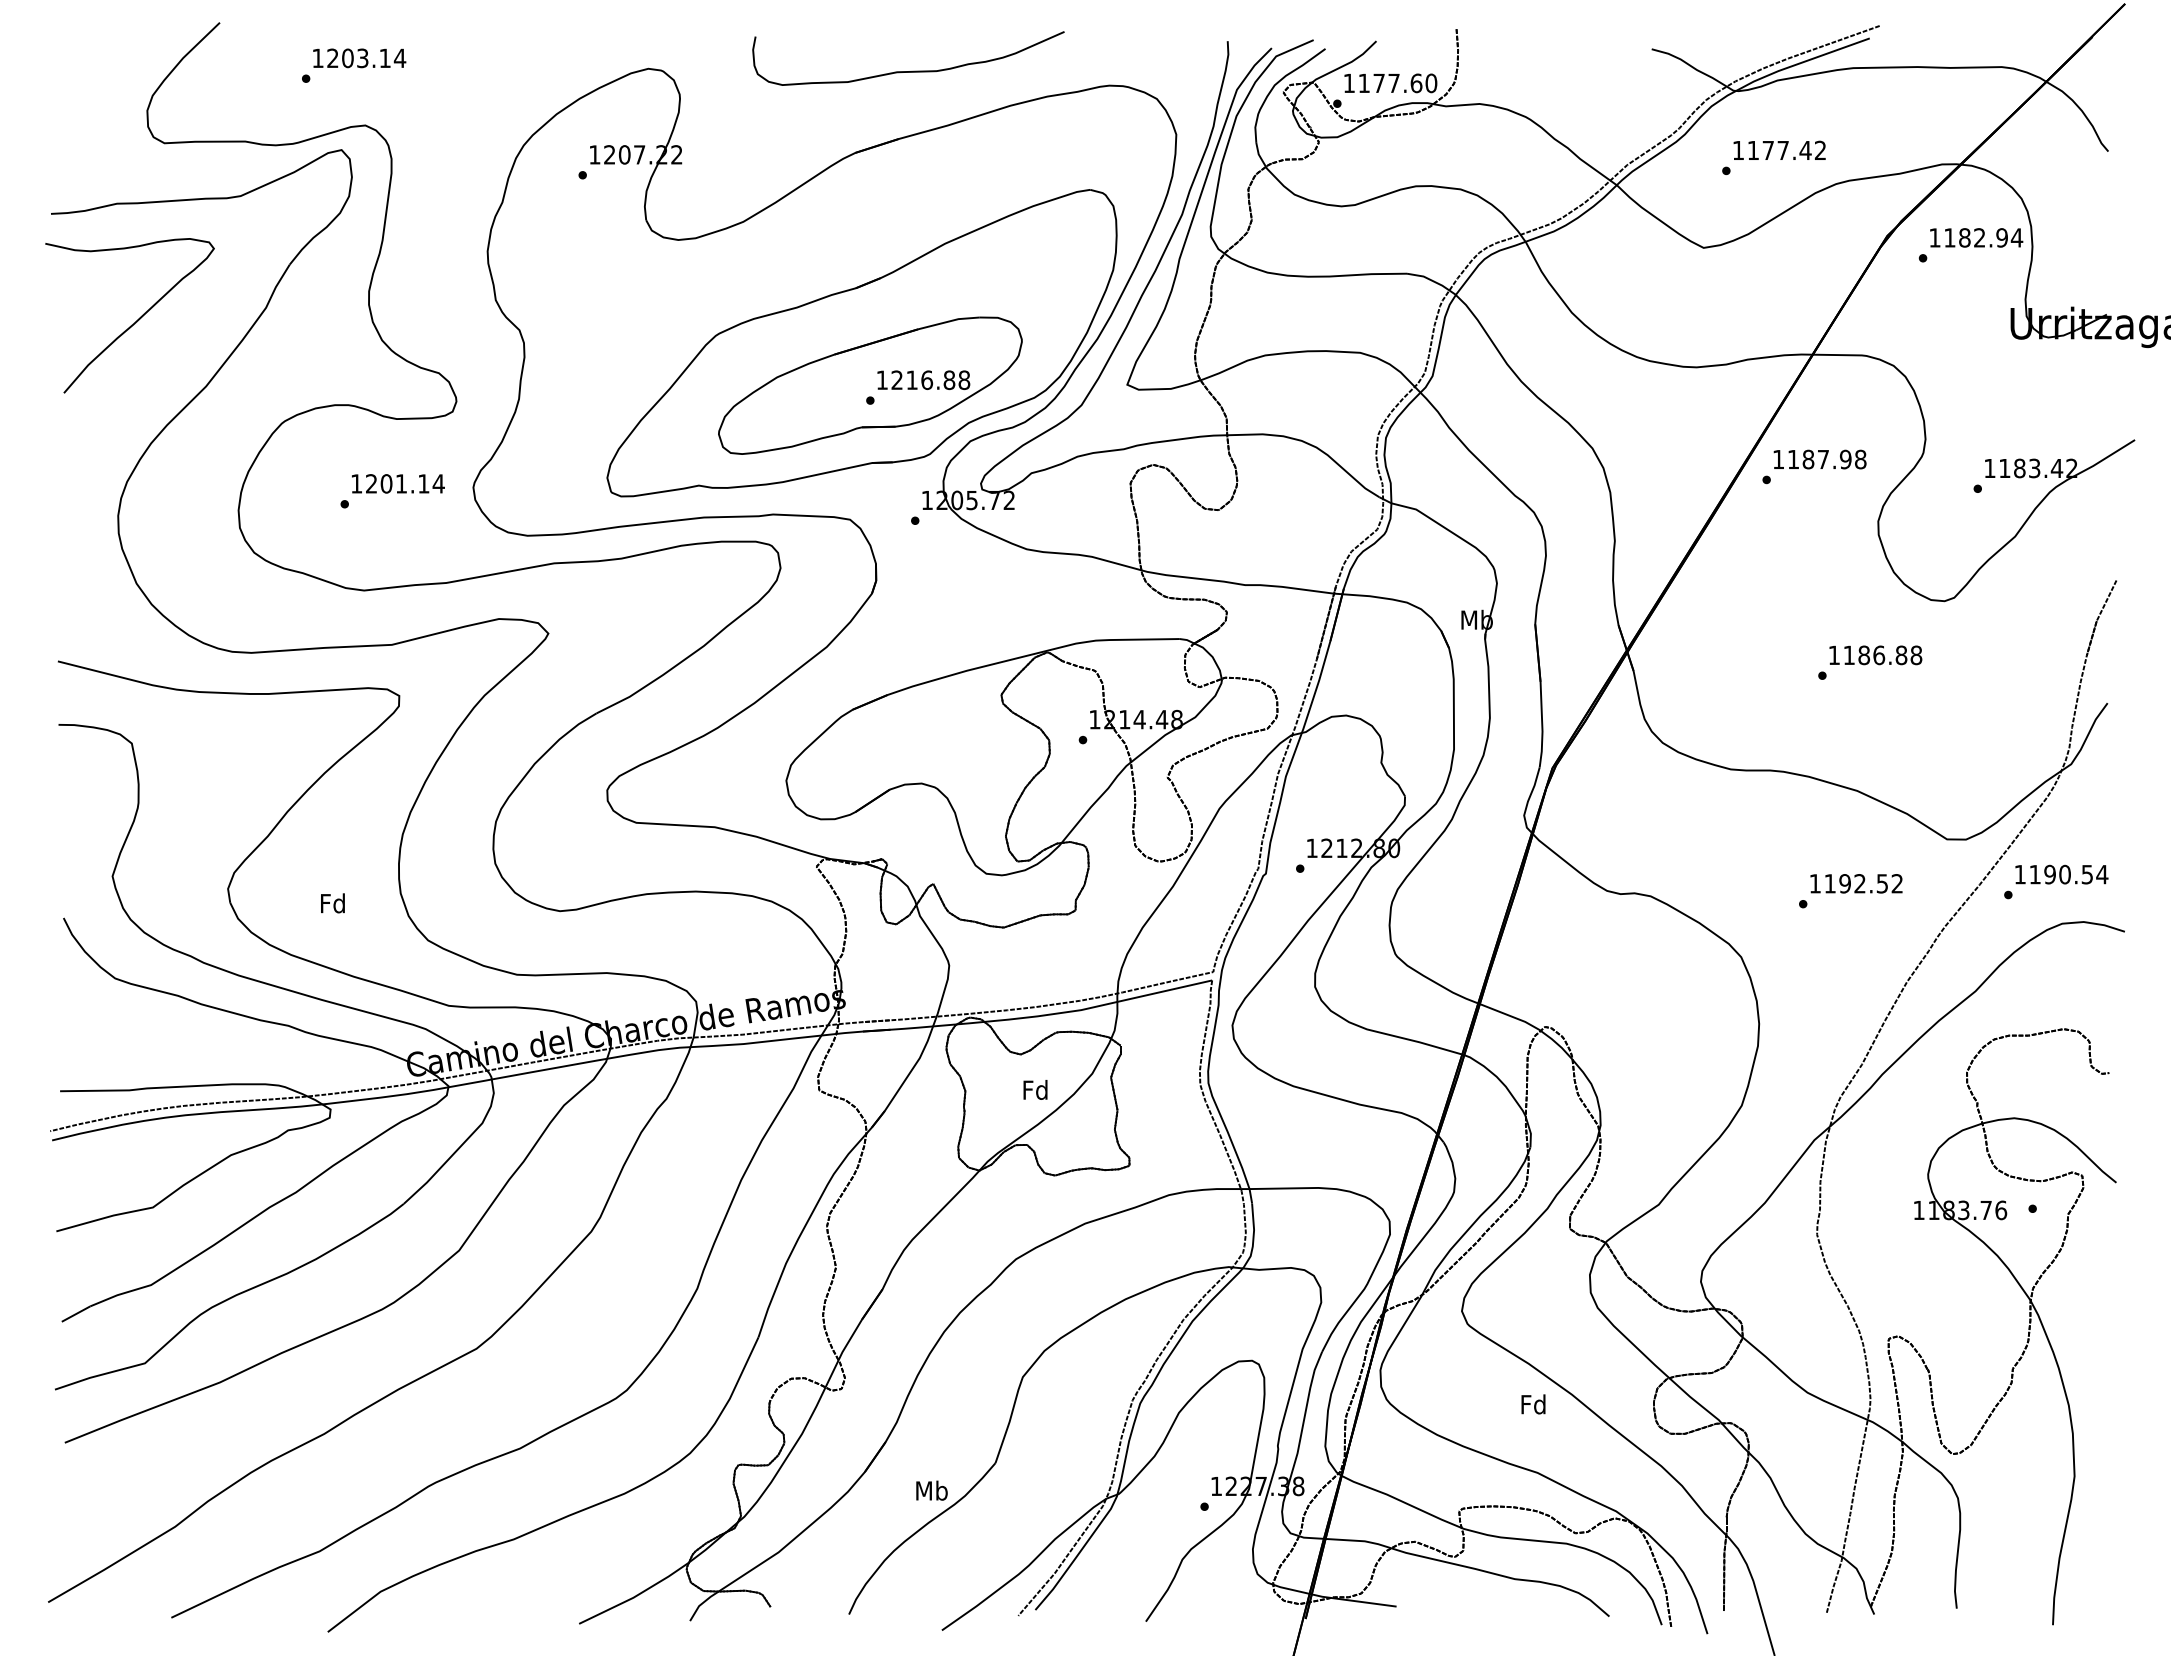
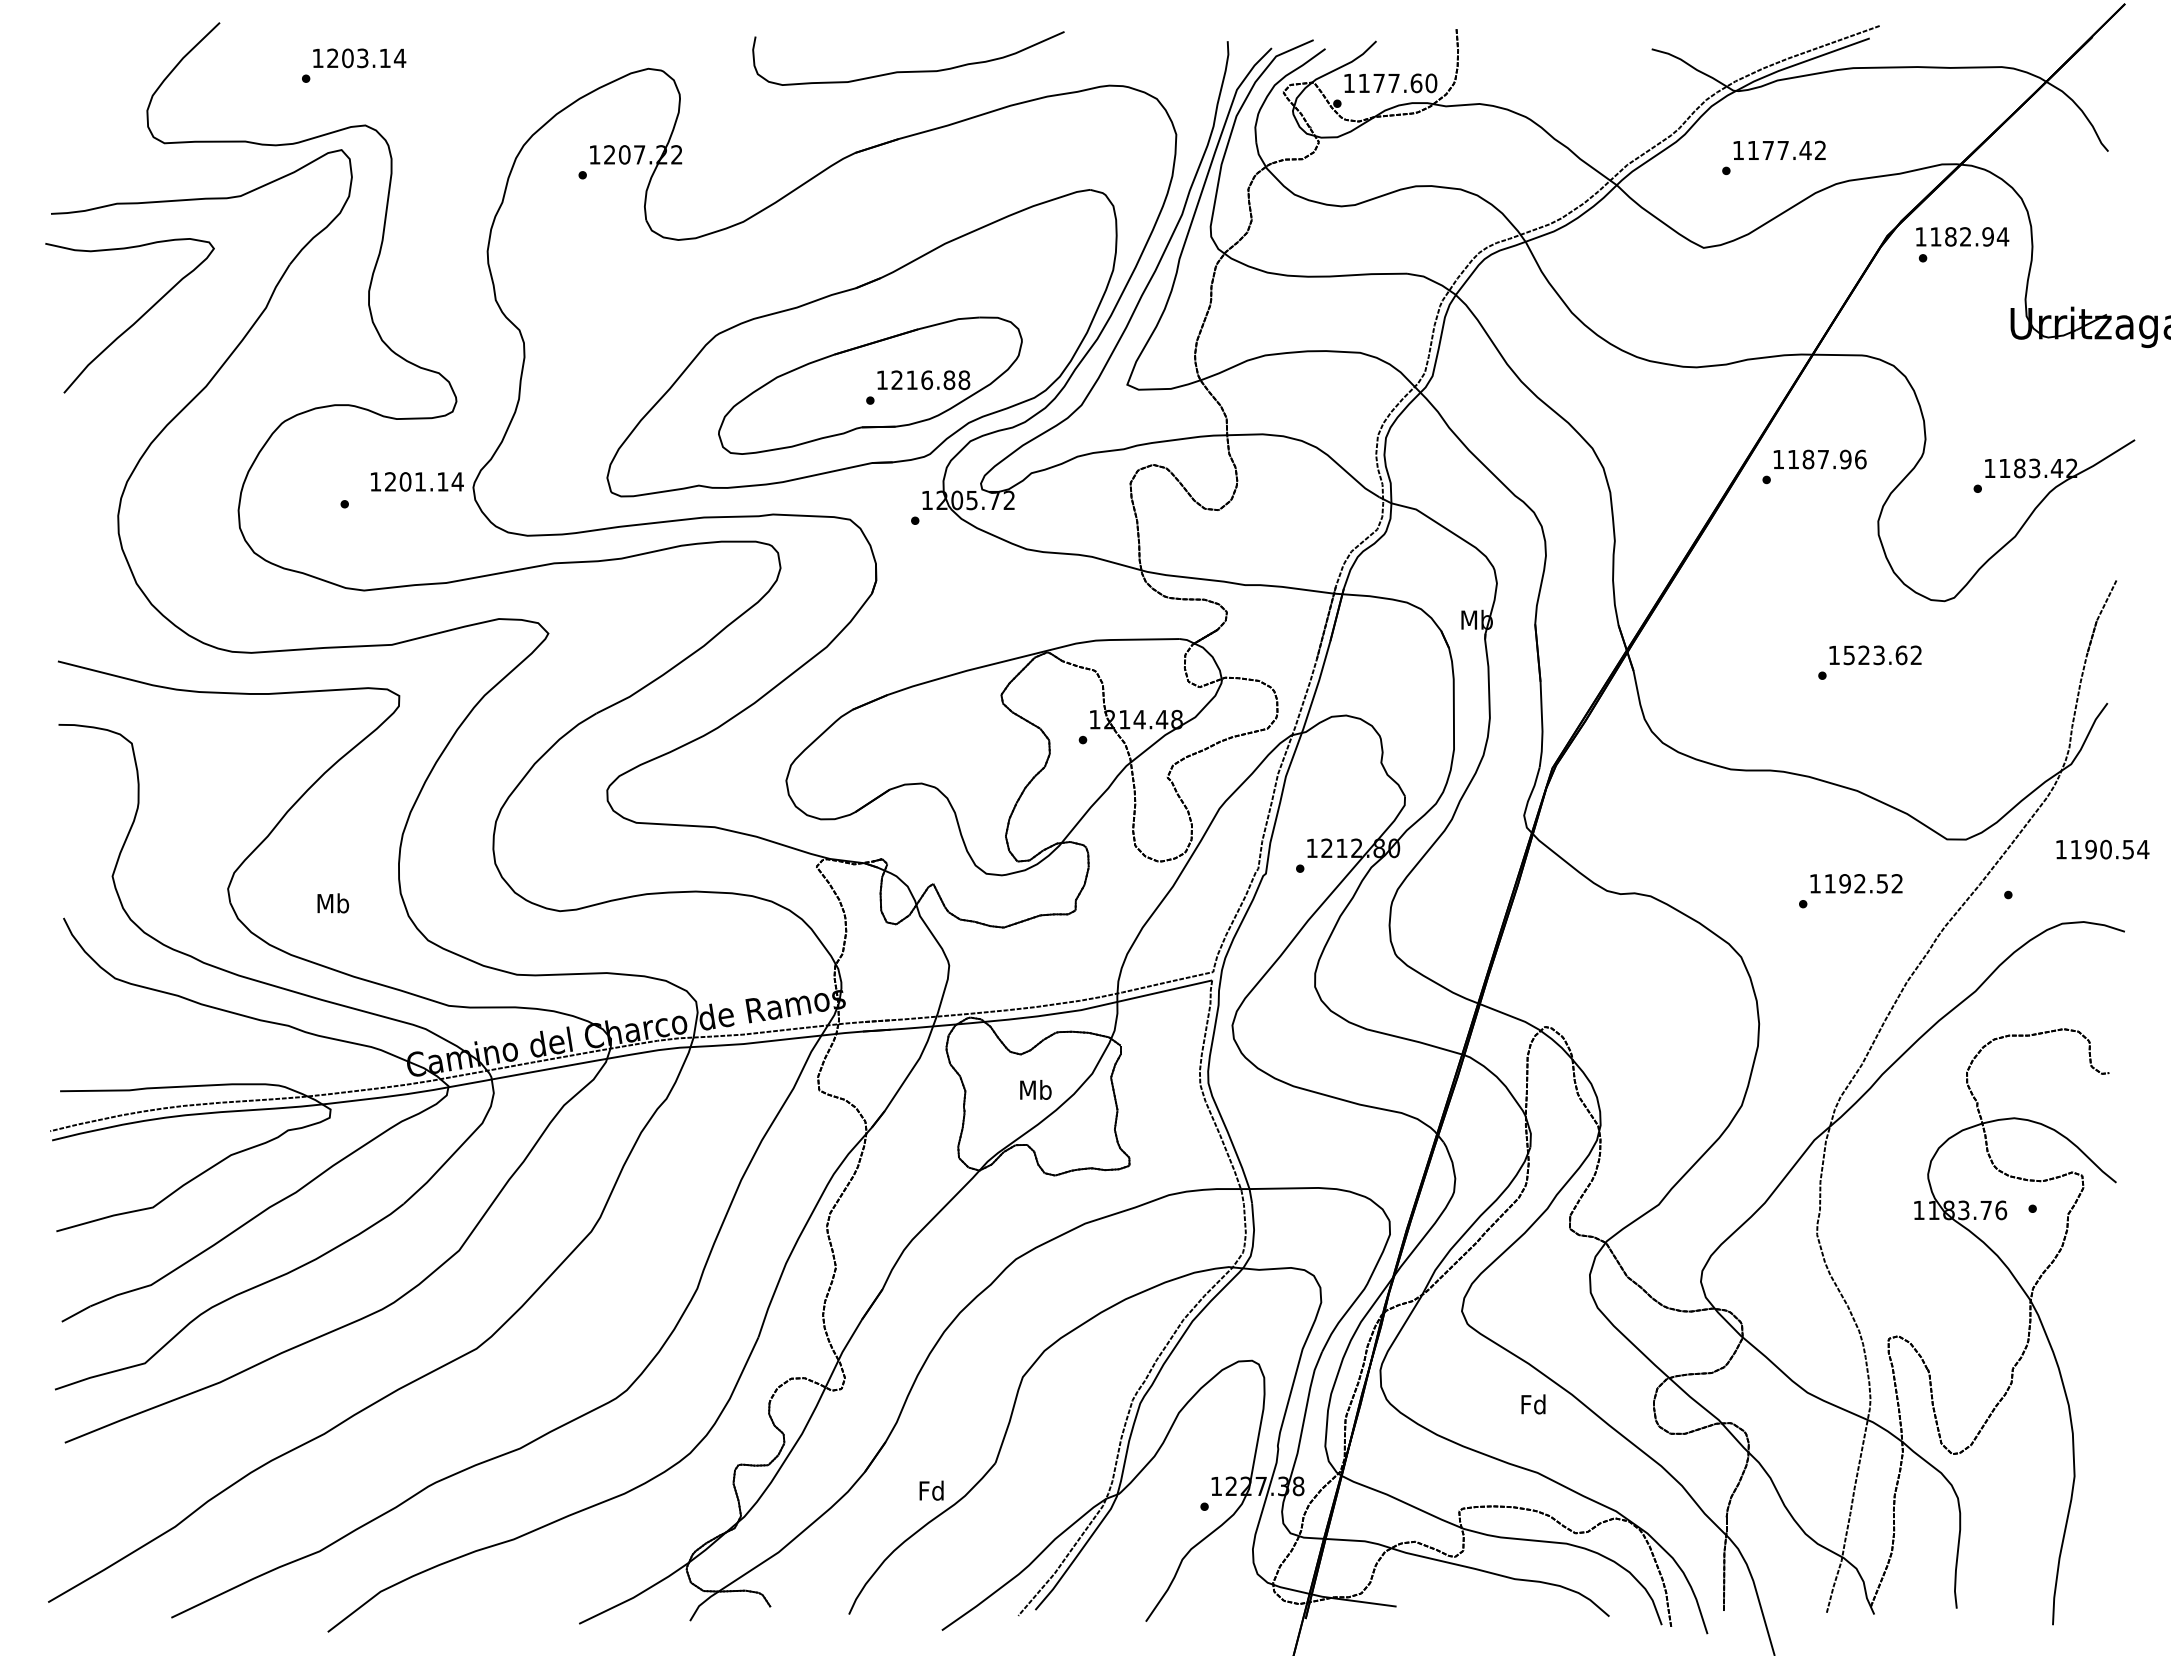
text position: (1976, 237) -> (1962, 236) (1962, 236)
text: 1187.98 -> 1187.96 (1860, 459)
text position: (398, 483) -> (417, 481) (417, 481)
text: 1186.88 -> 1523.62 (1882, 655)
text position: (2061, 874) -> (2102, 849) (2102, 849)
text: Fd -> Mb (333, 903)
text: Fd -> Mb (1035, 1089)
text: Mb -> Fd (931, 1490)
